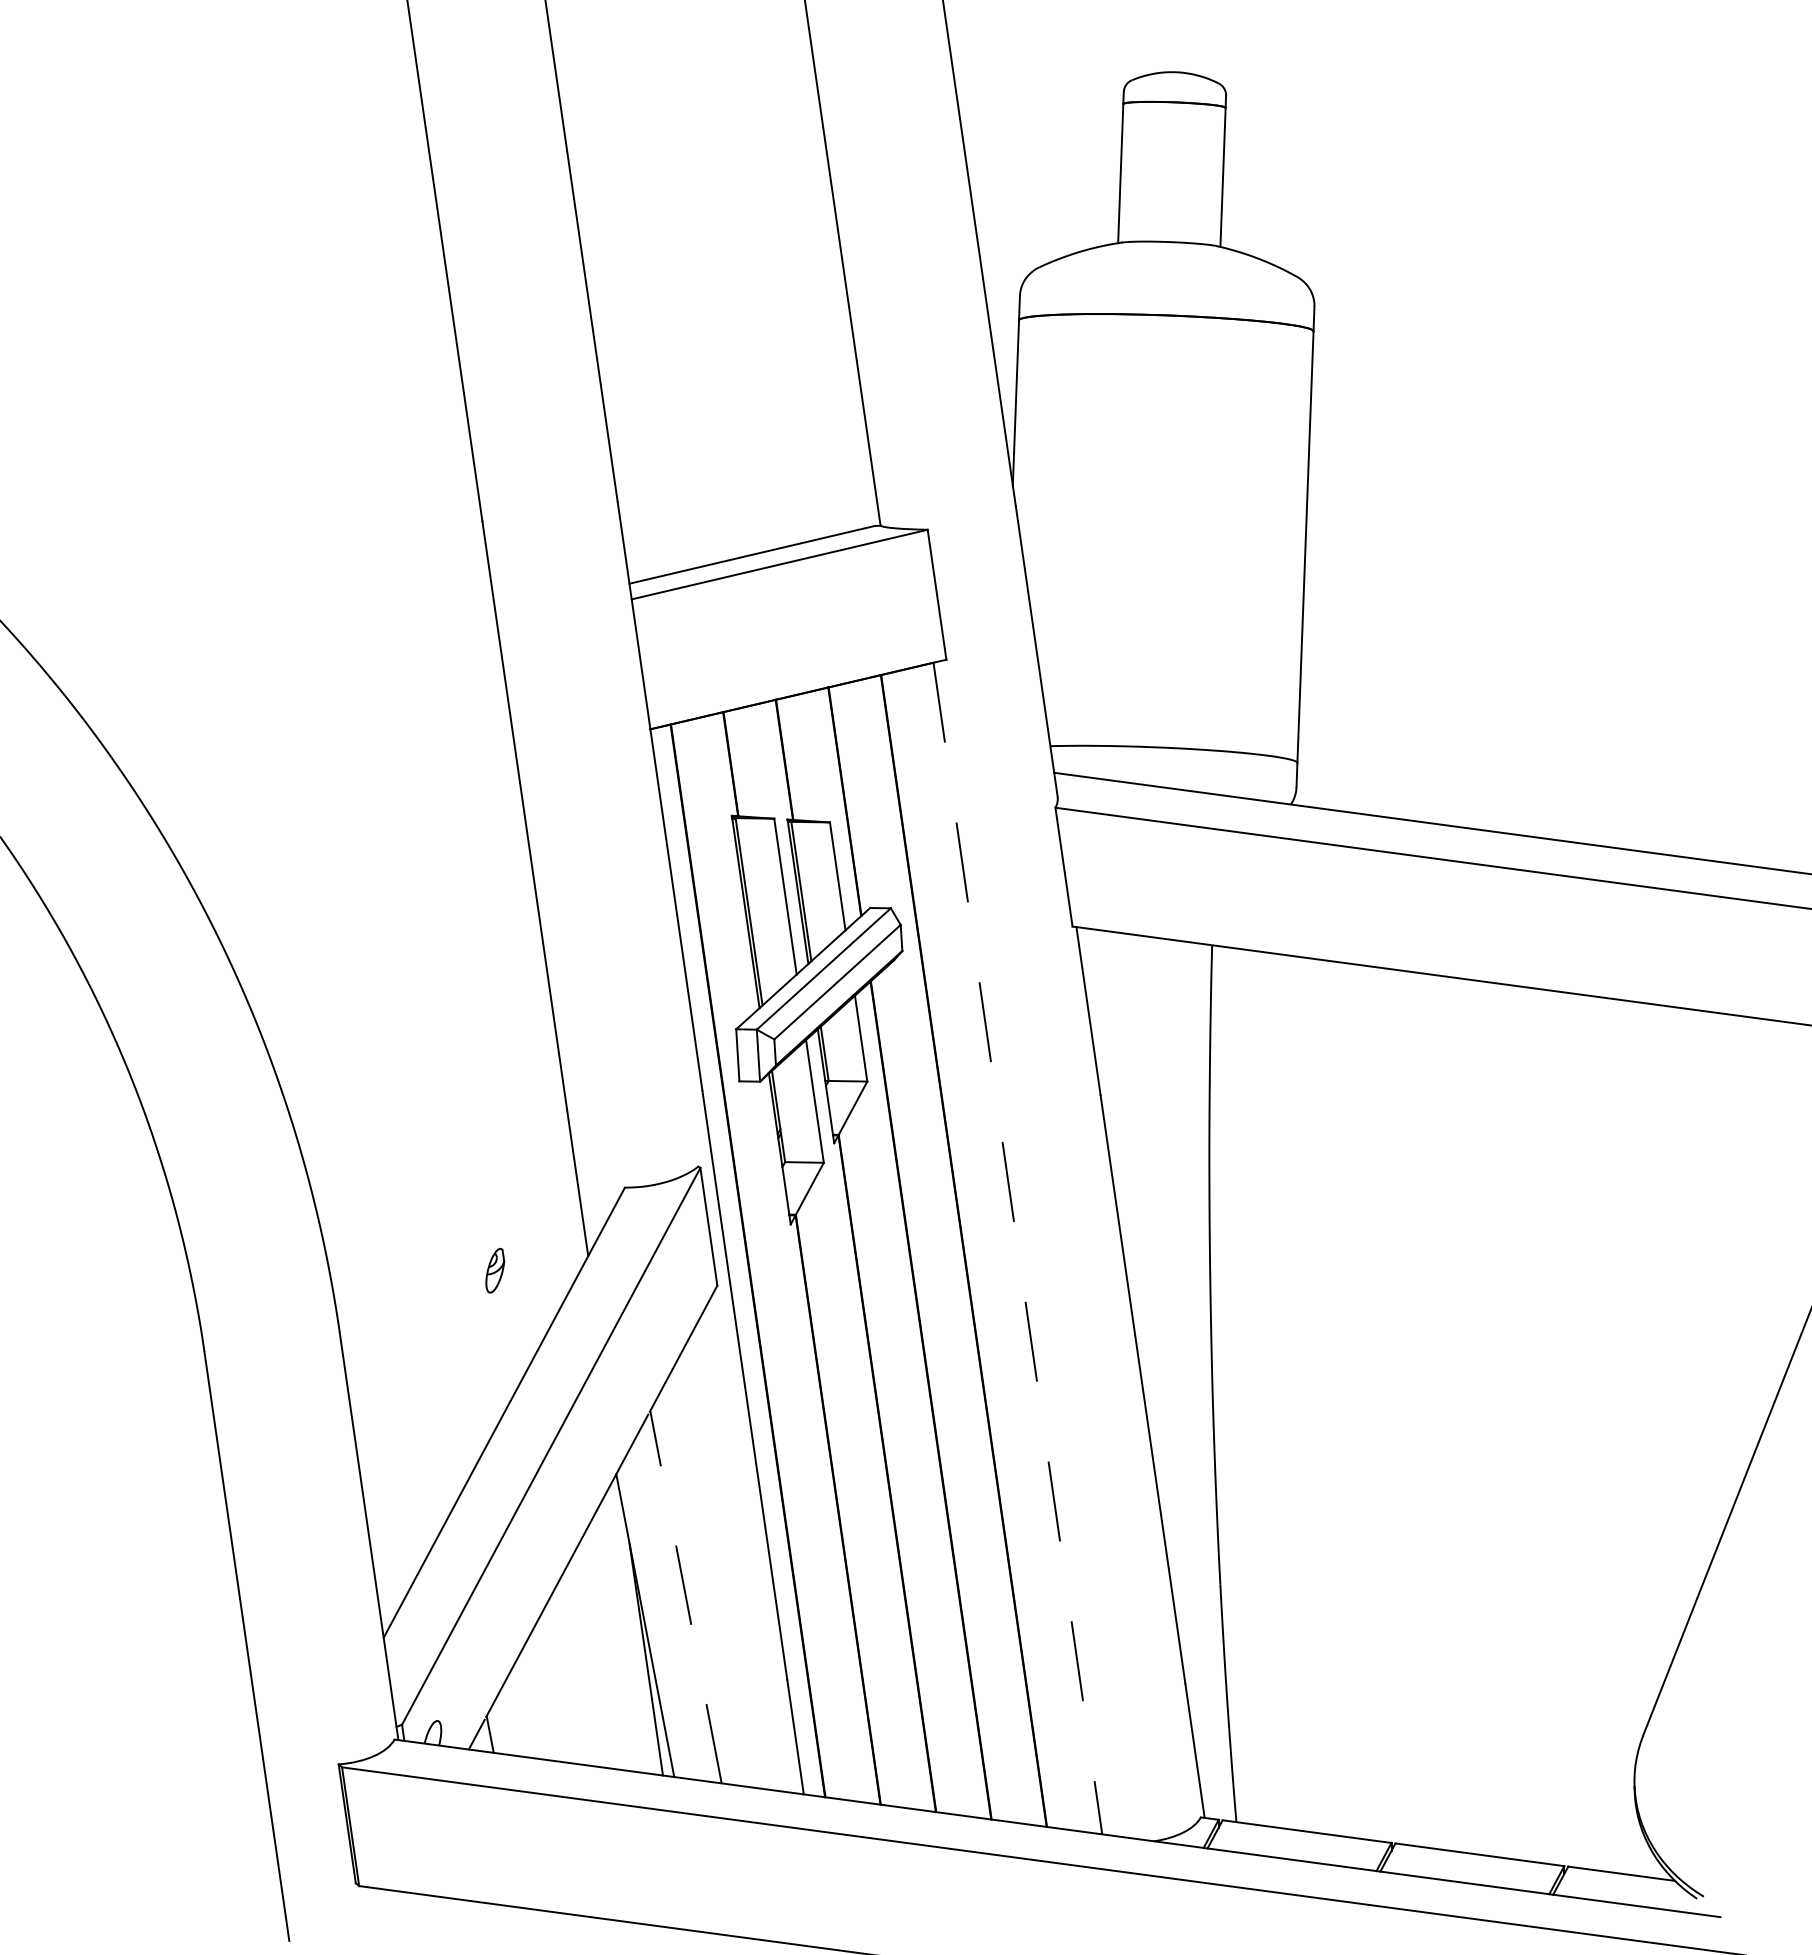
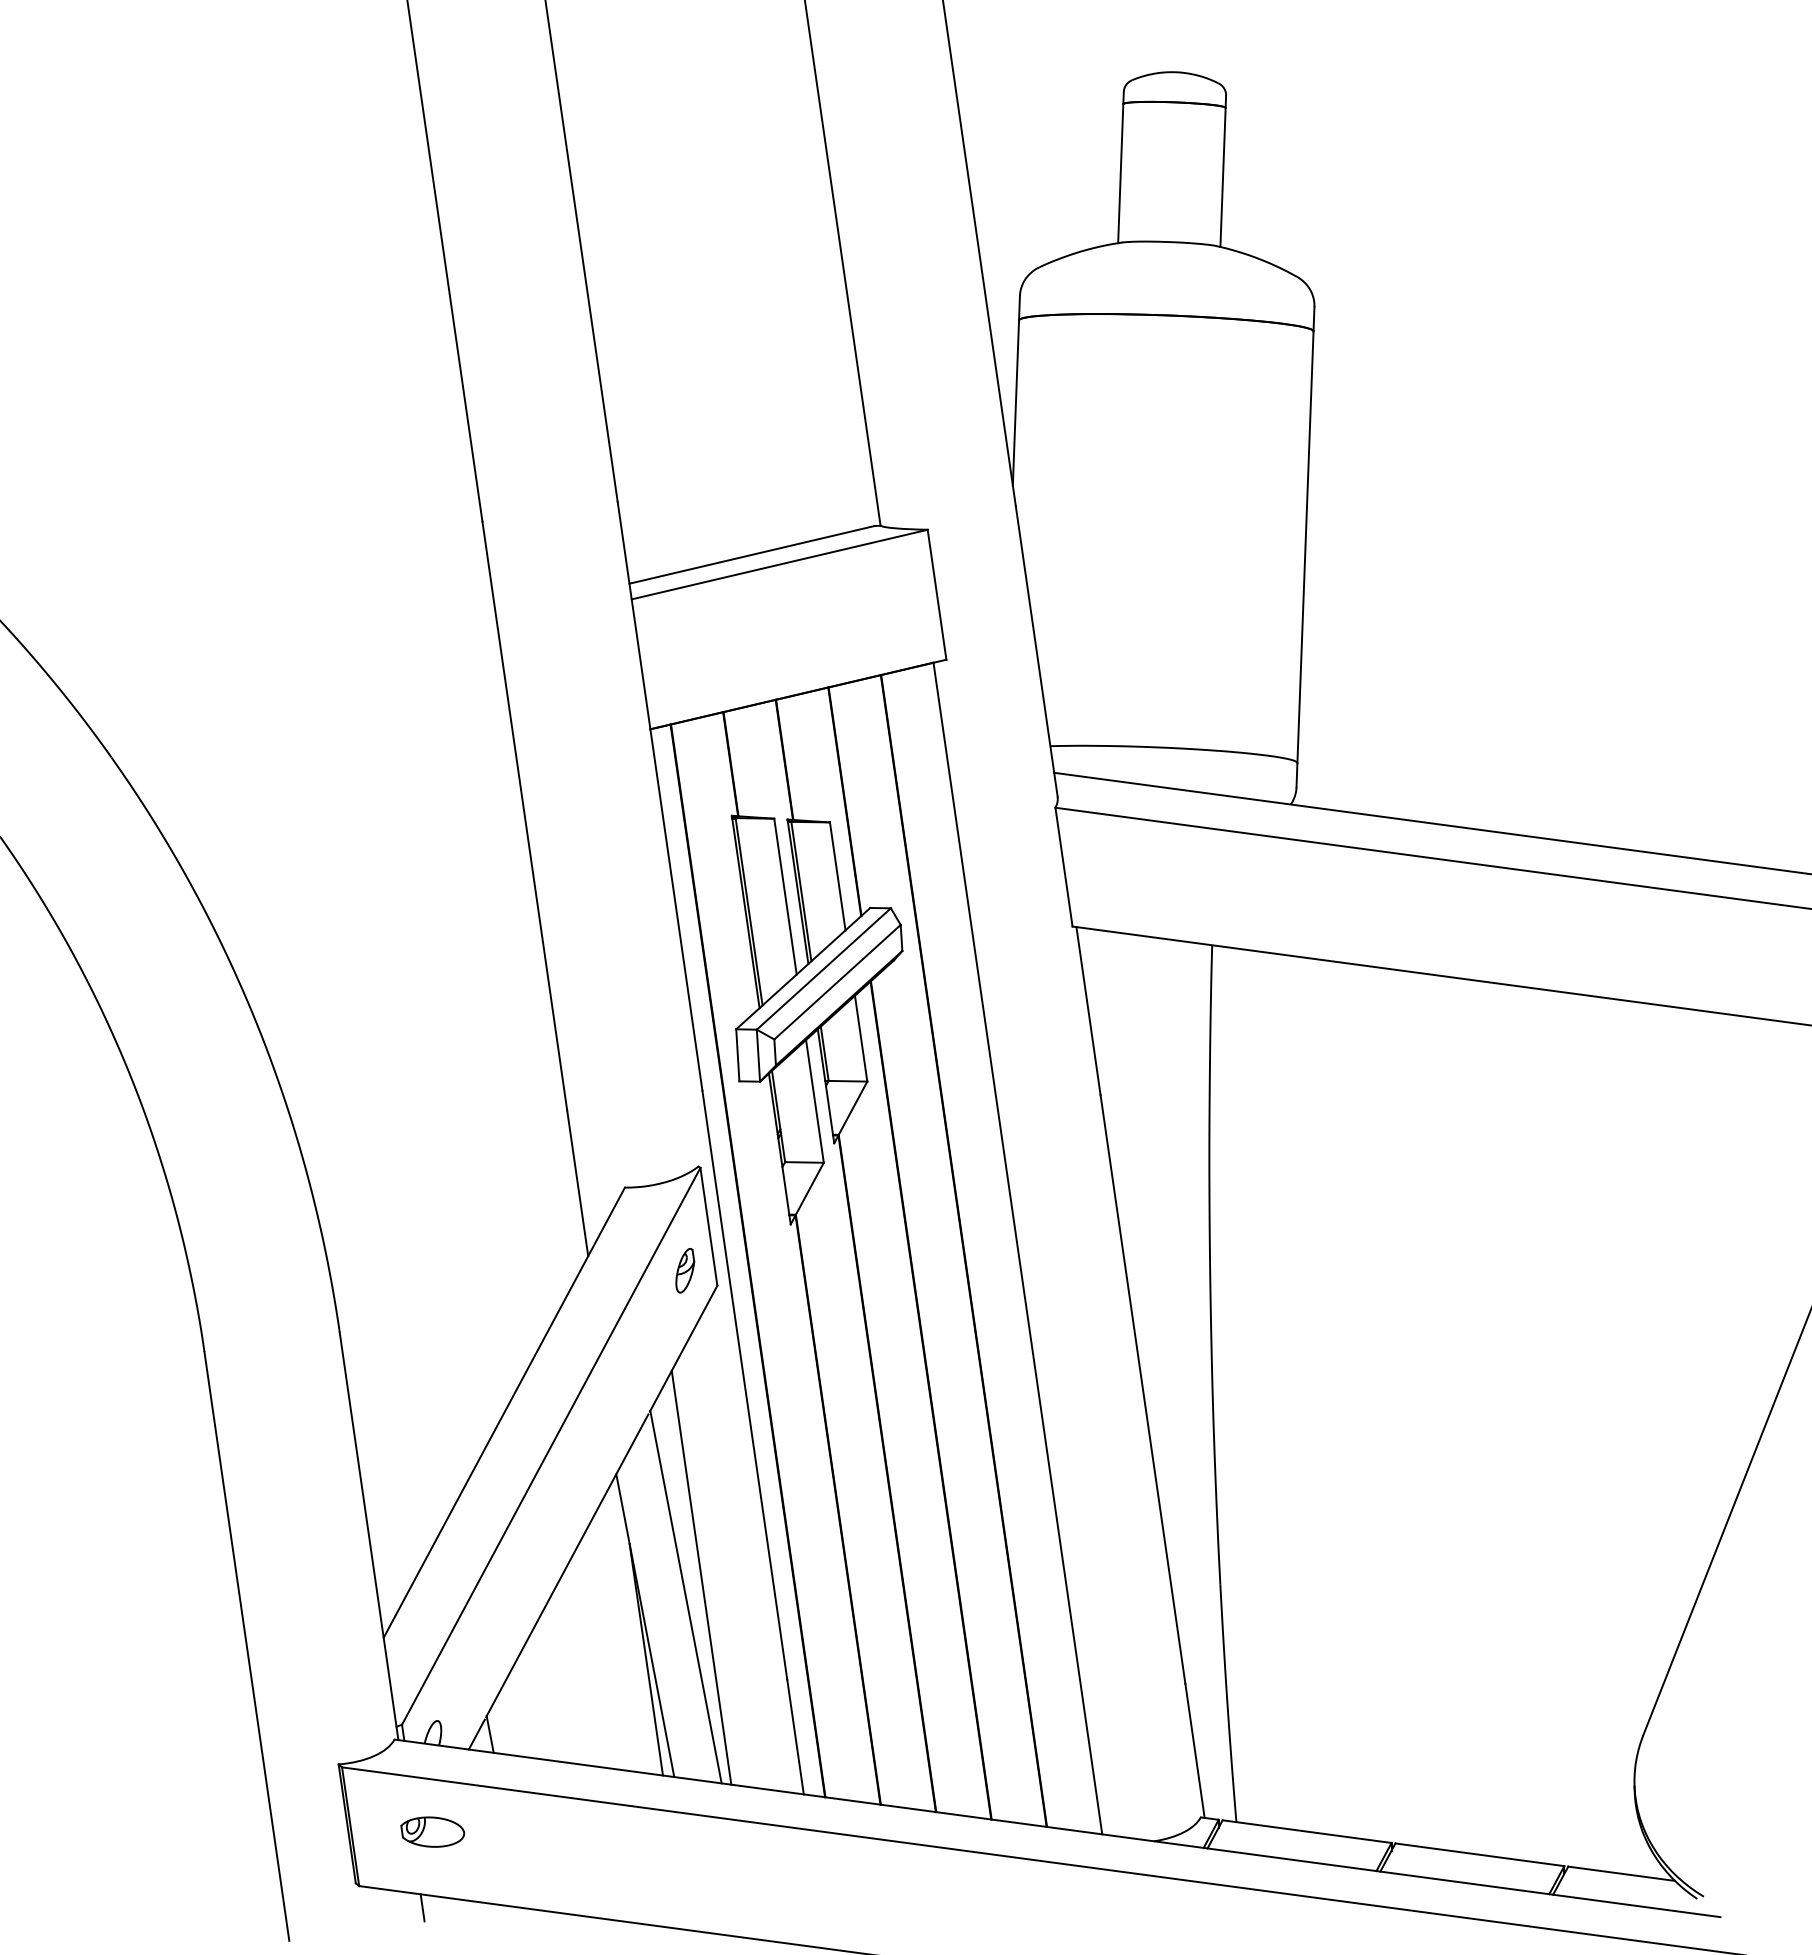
line: dashed -> solid (1017, 1248)
part position: (495, 1270) -> (685, 1270) (685, 1270)
line: none -> present (701, 1577)
line: dashed -> solid (685, 1597)
part: none -> present (432, 1831)
line: none -> present (422, 1907)
